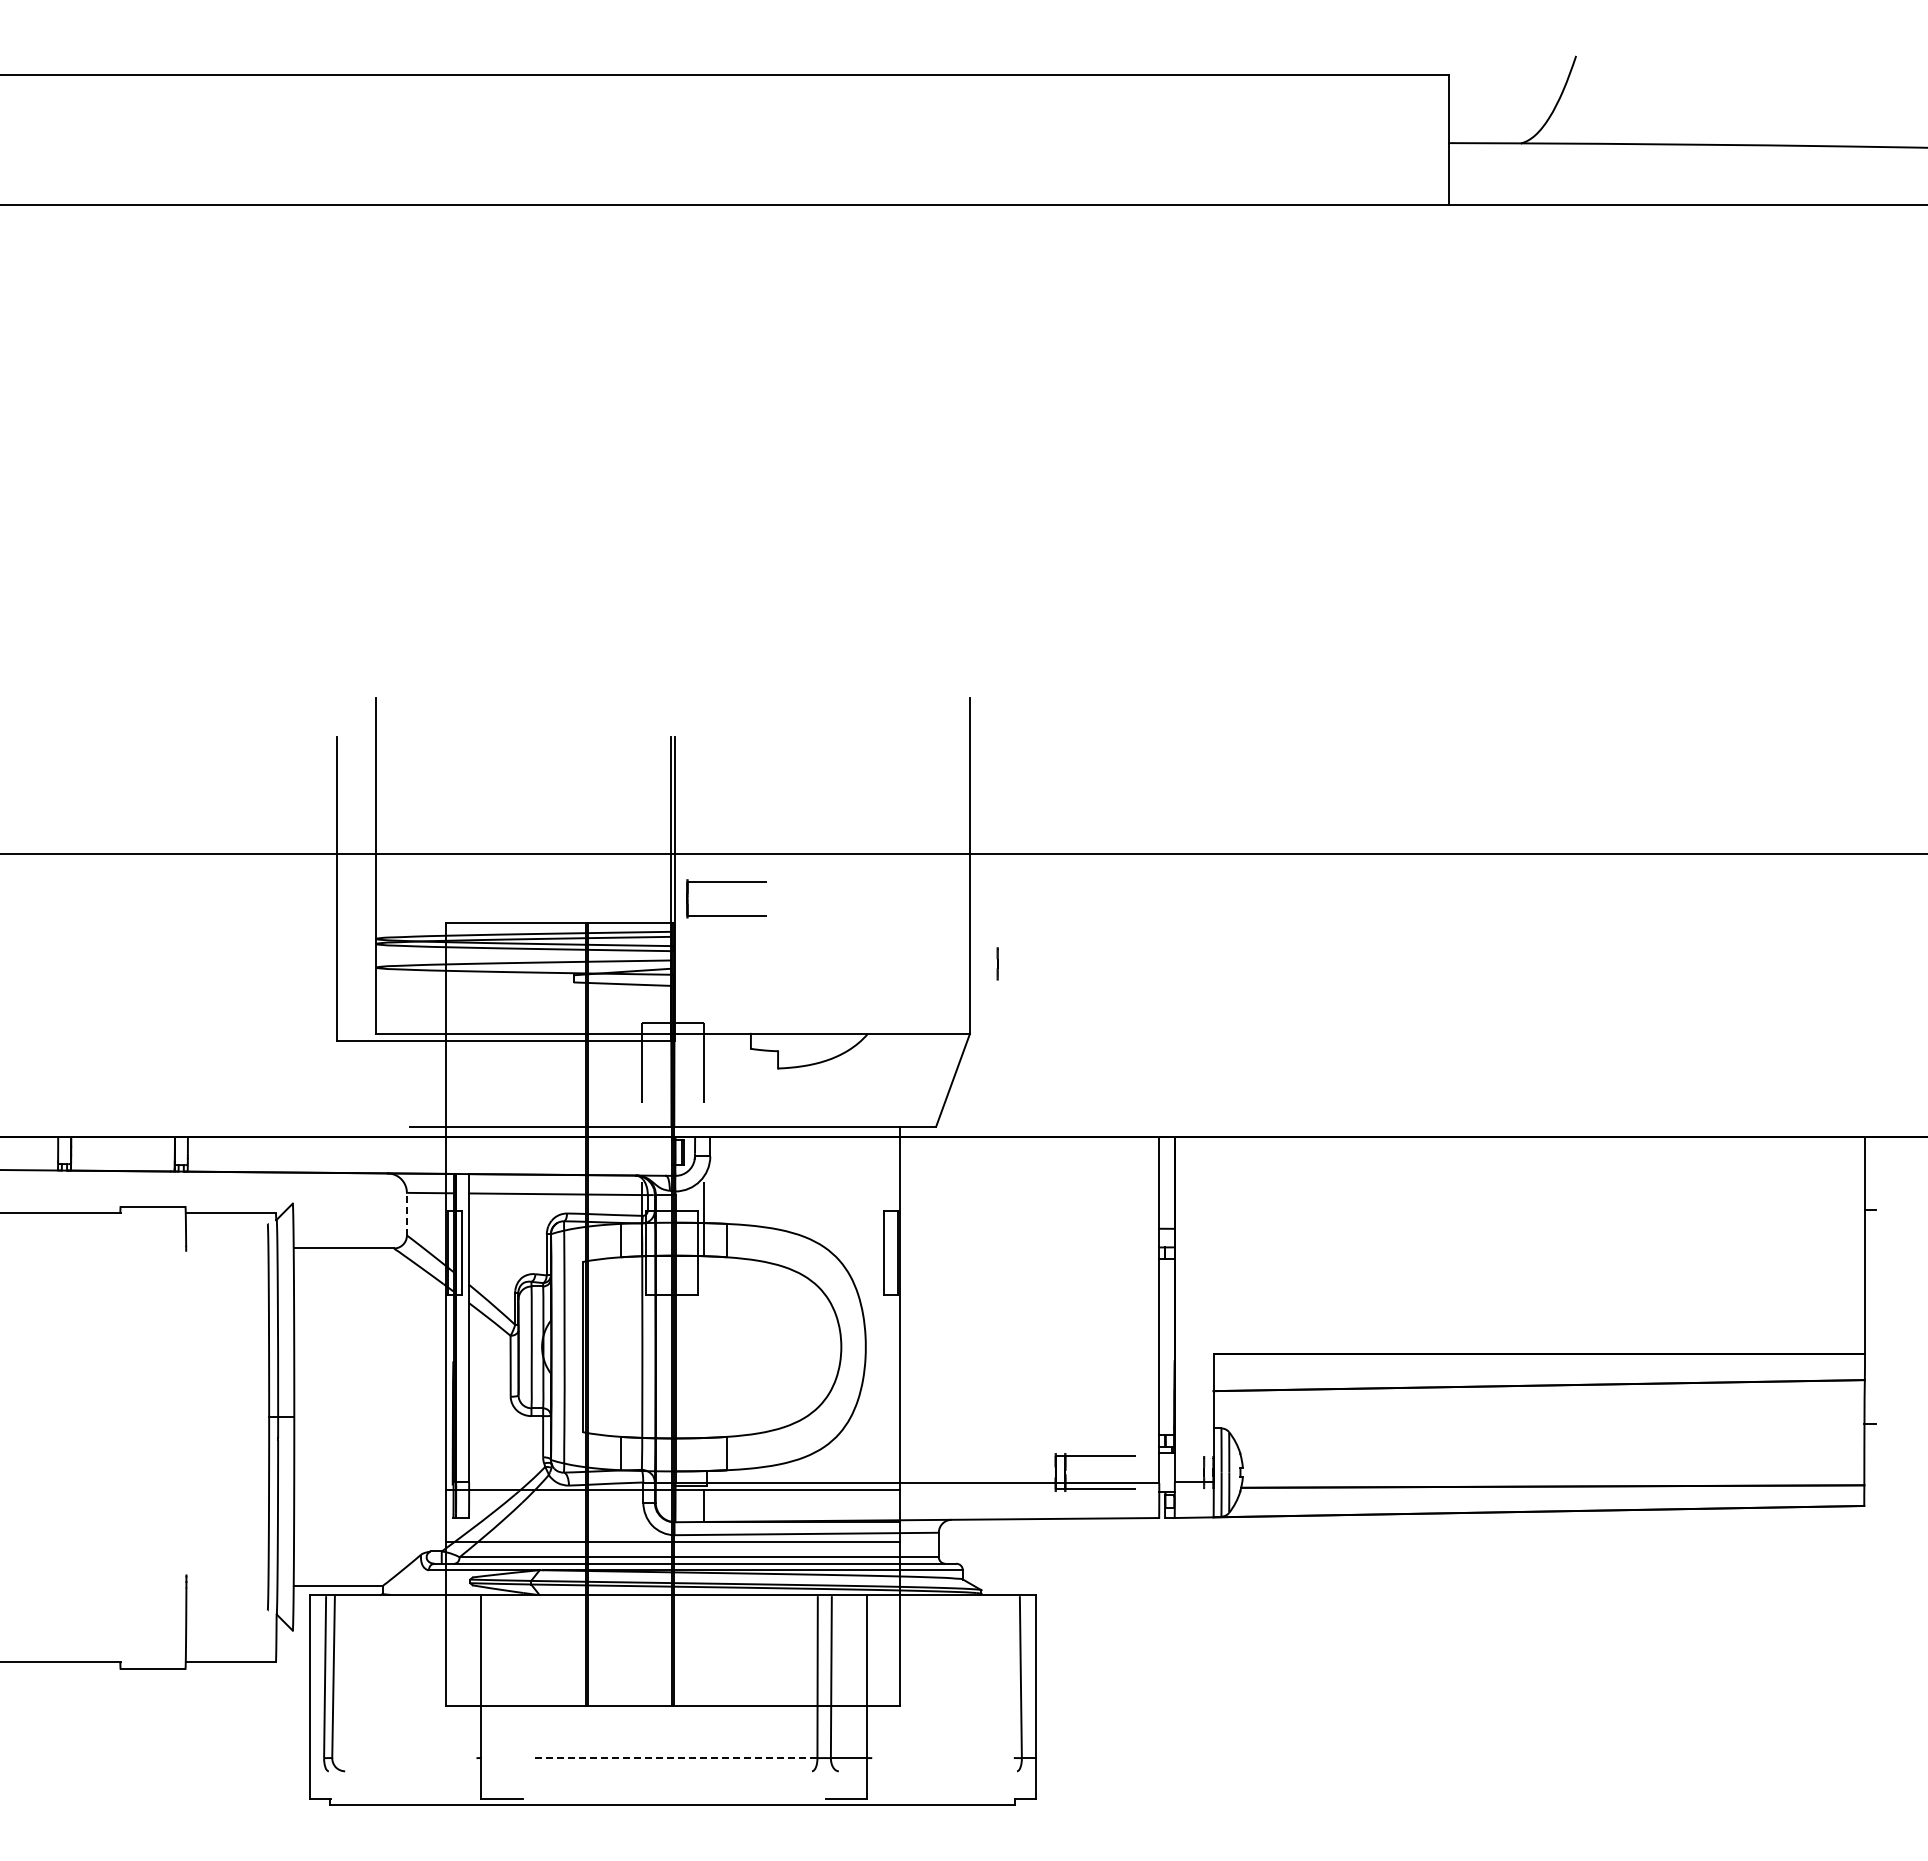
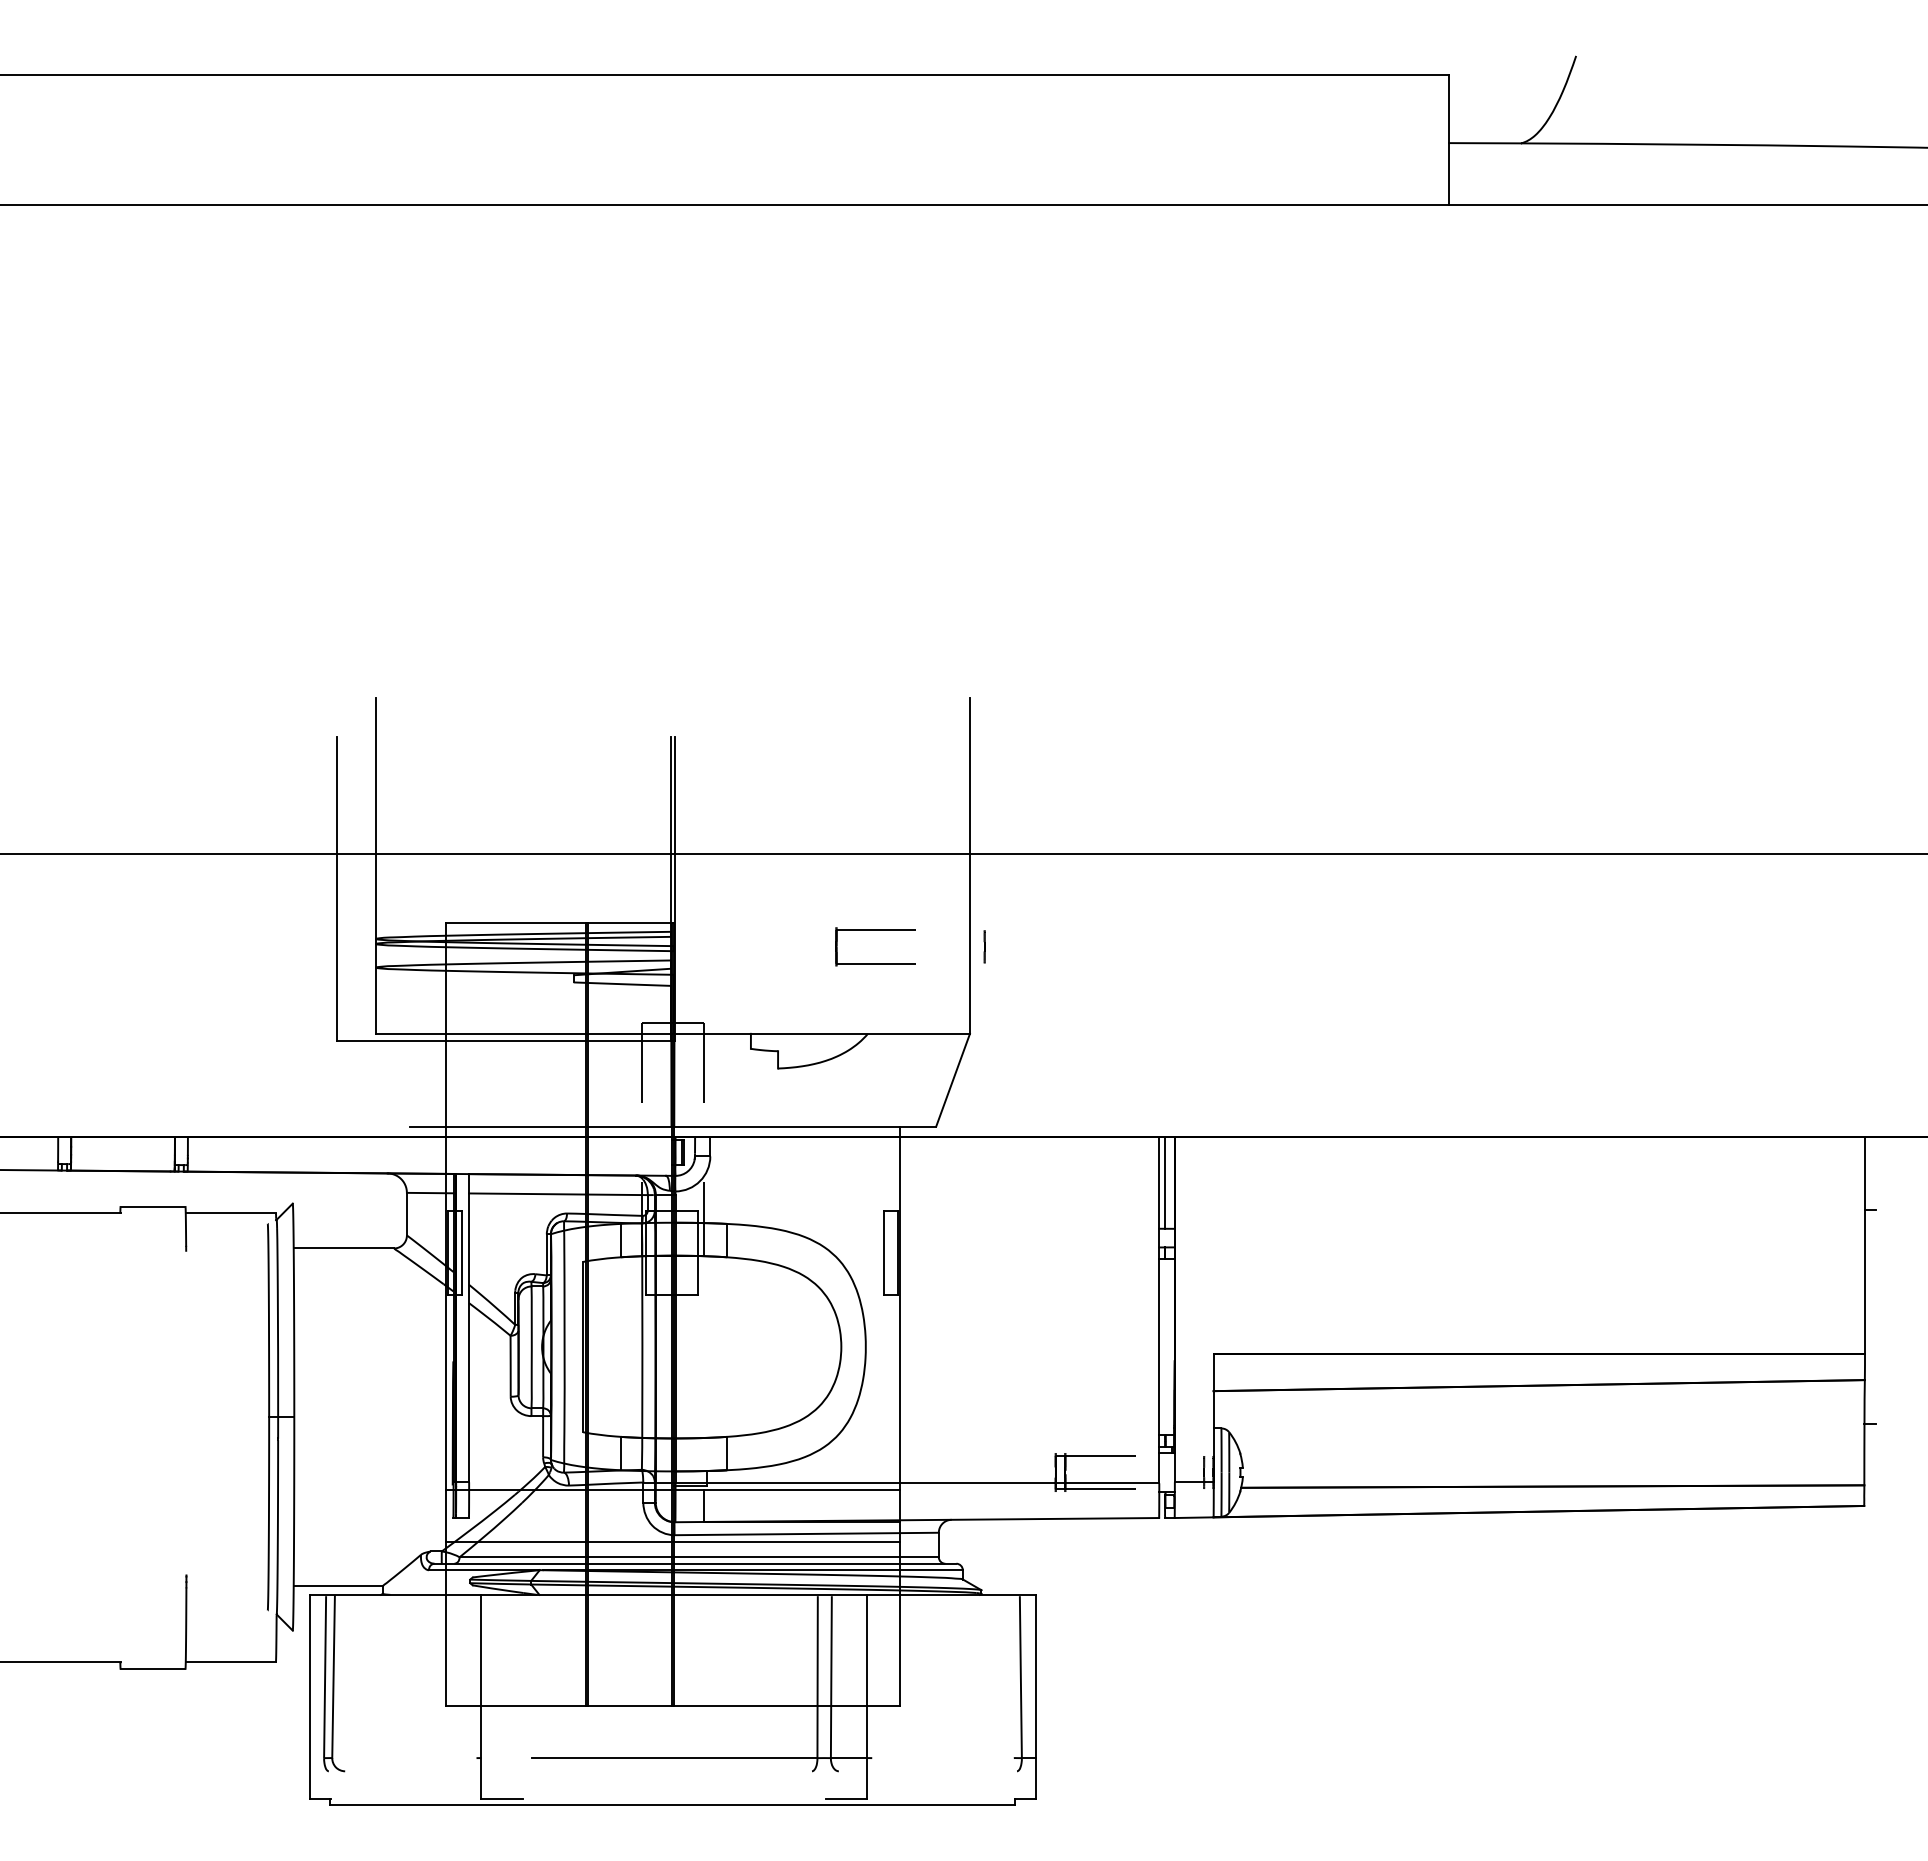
part position: (726, 882) -> (875, 930) (875, 930)
line position: (997, 963) -> (984, 946) (984, 946)
line: none -> present (1165, 1182)
line: dashed -> solid (406, 1213)
line: dashed -> solid (674, 1758)
